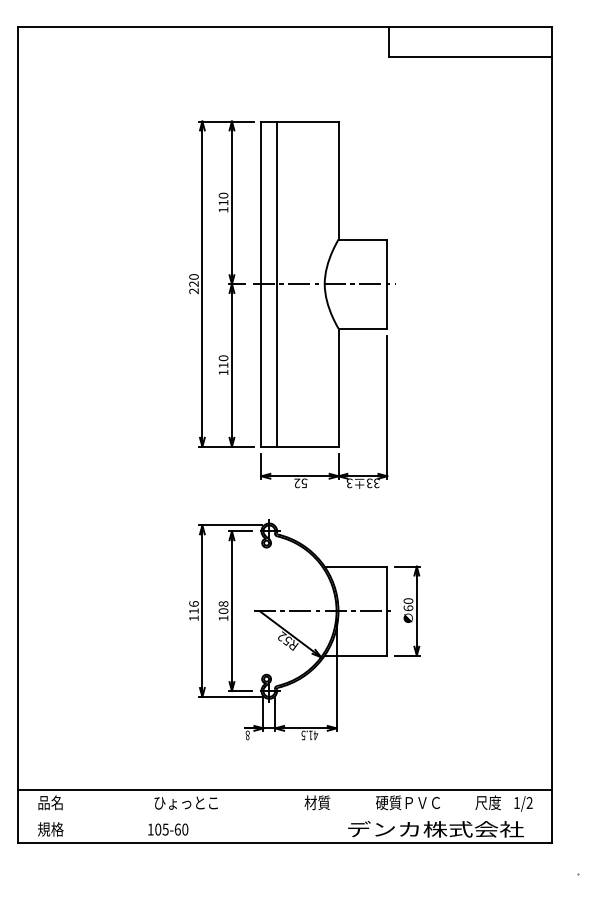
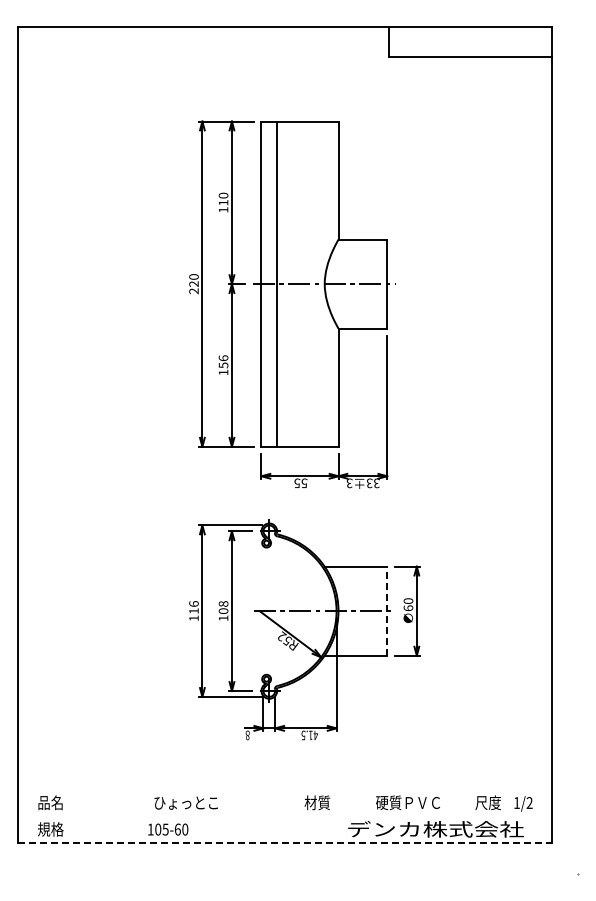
text: 110 -> 156 (223, 361)
text: 52 -> 55 (297, 483)
line: solid -> dashed (387, 610)
line: present -> none (284, 789)
line: solid -> dashed (284, 842)
